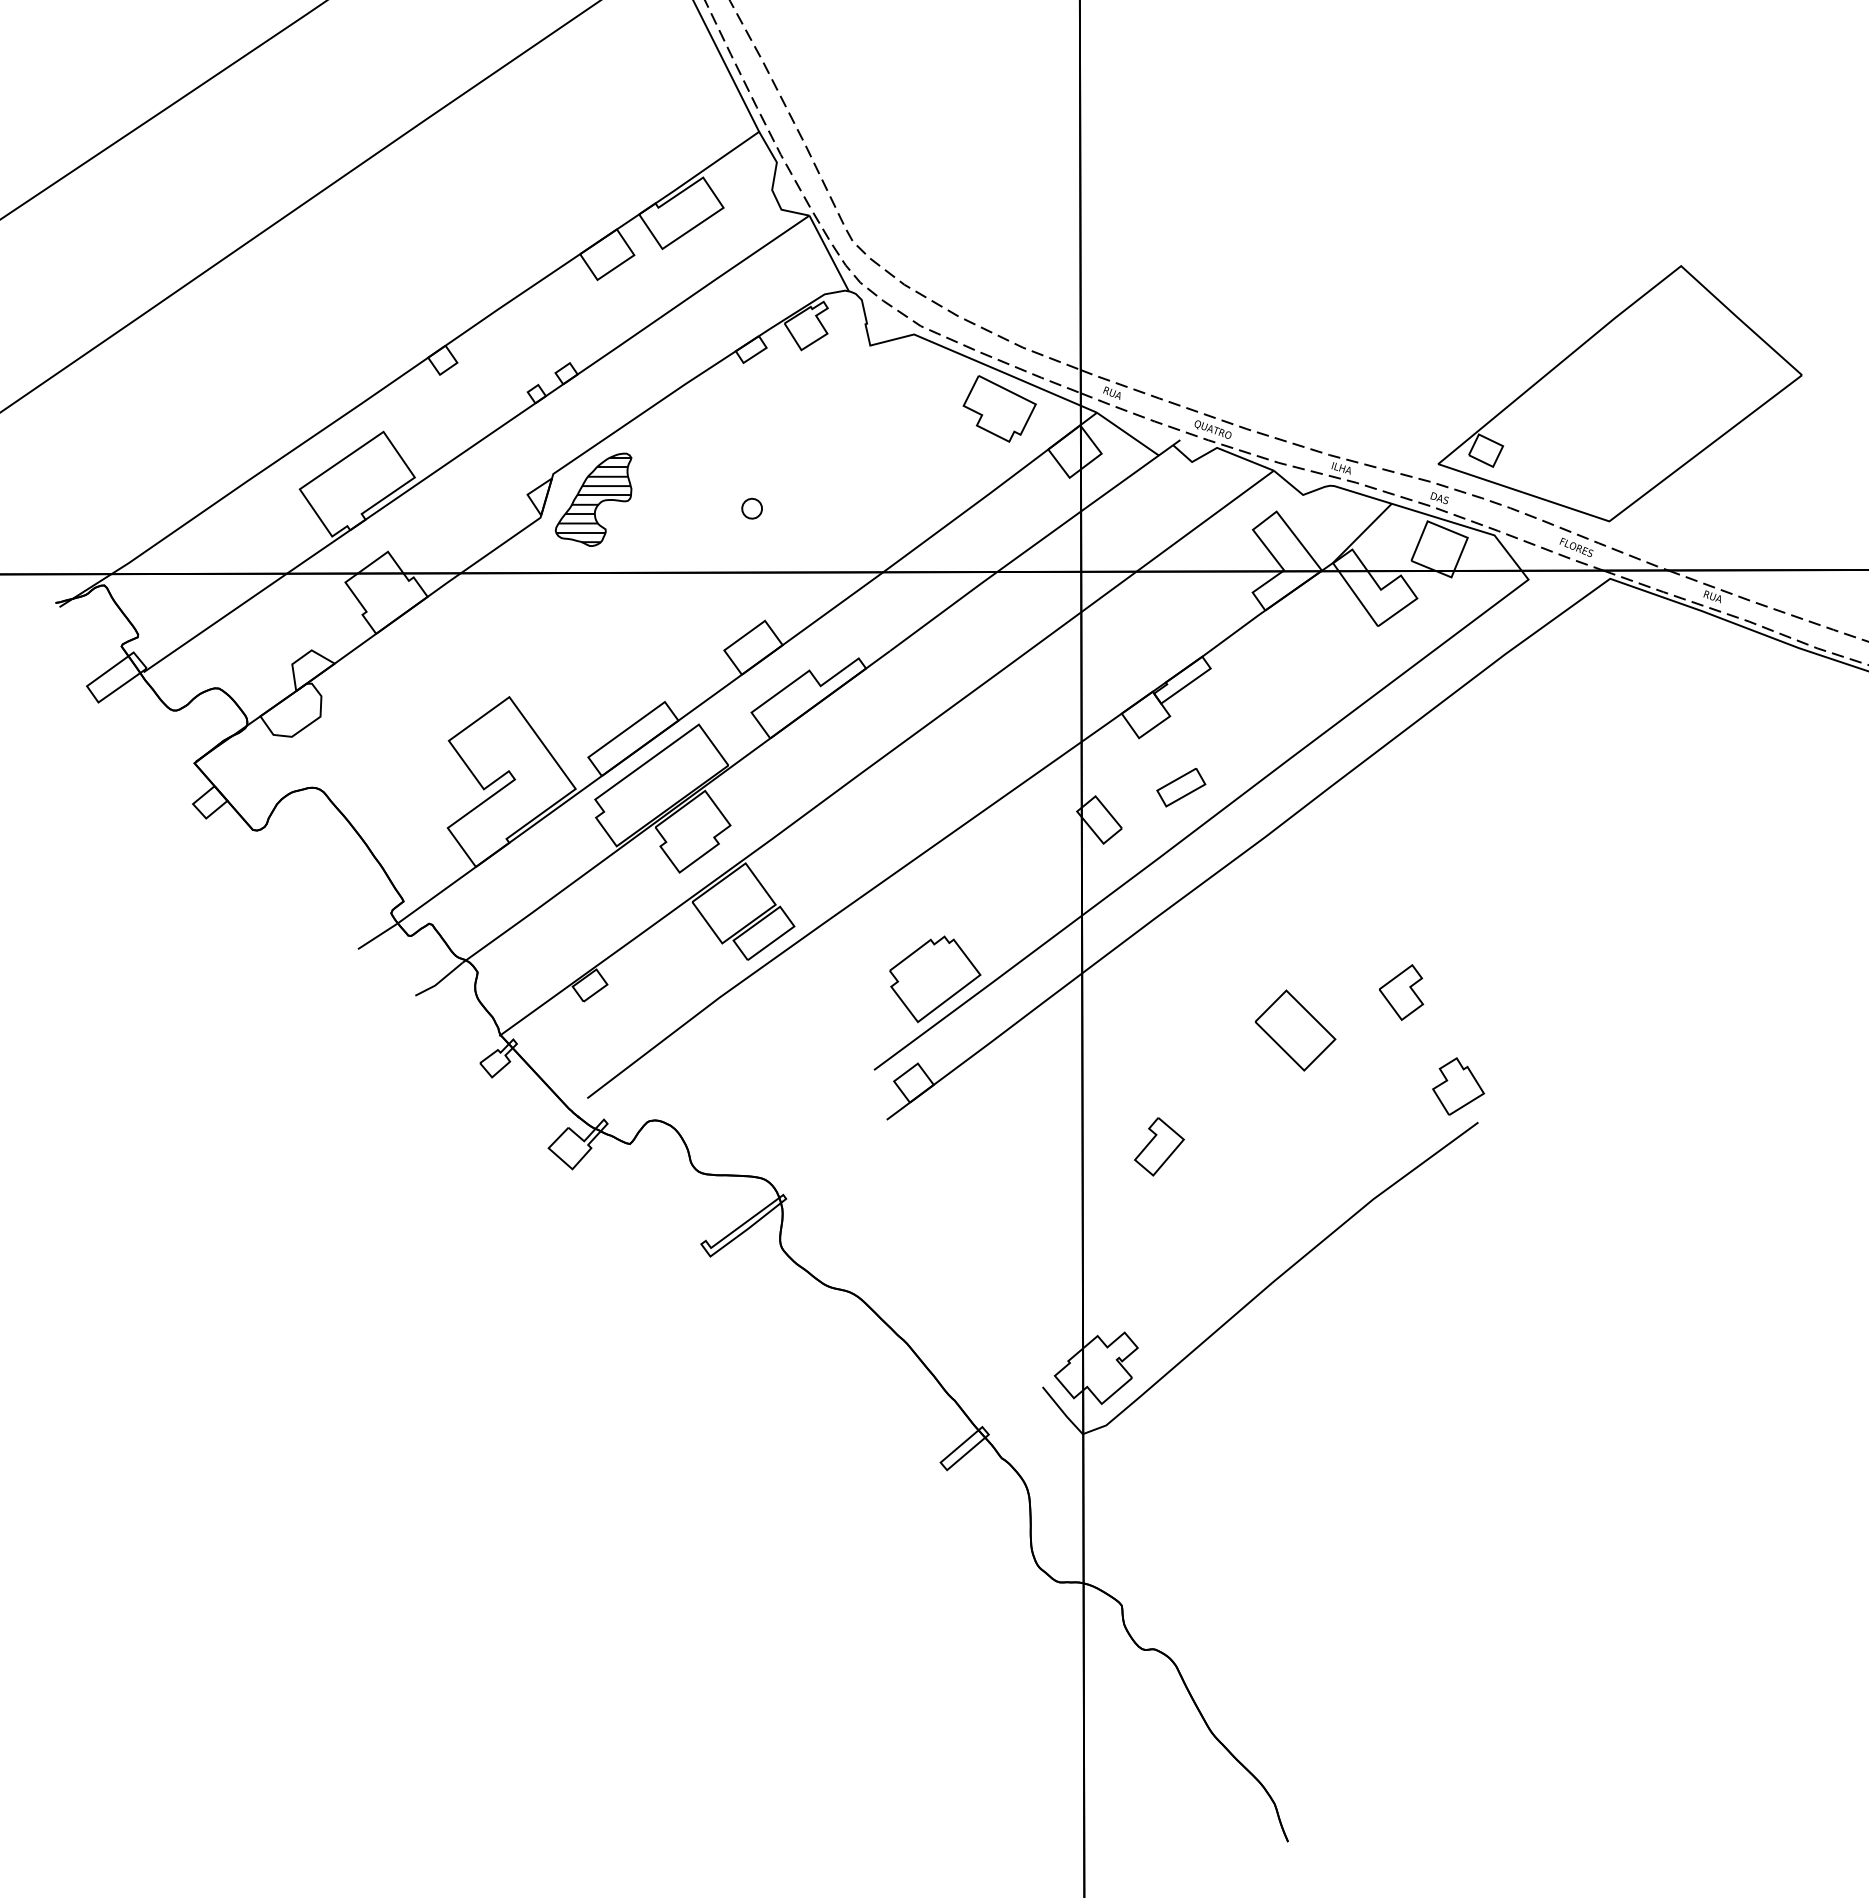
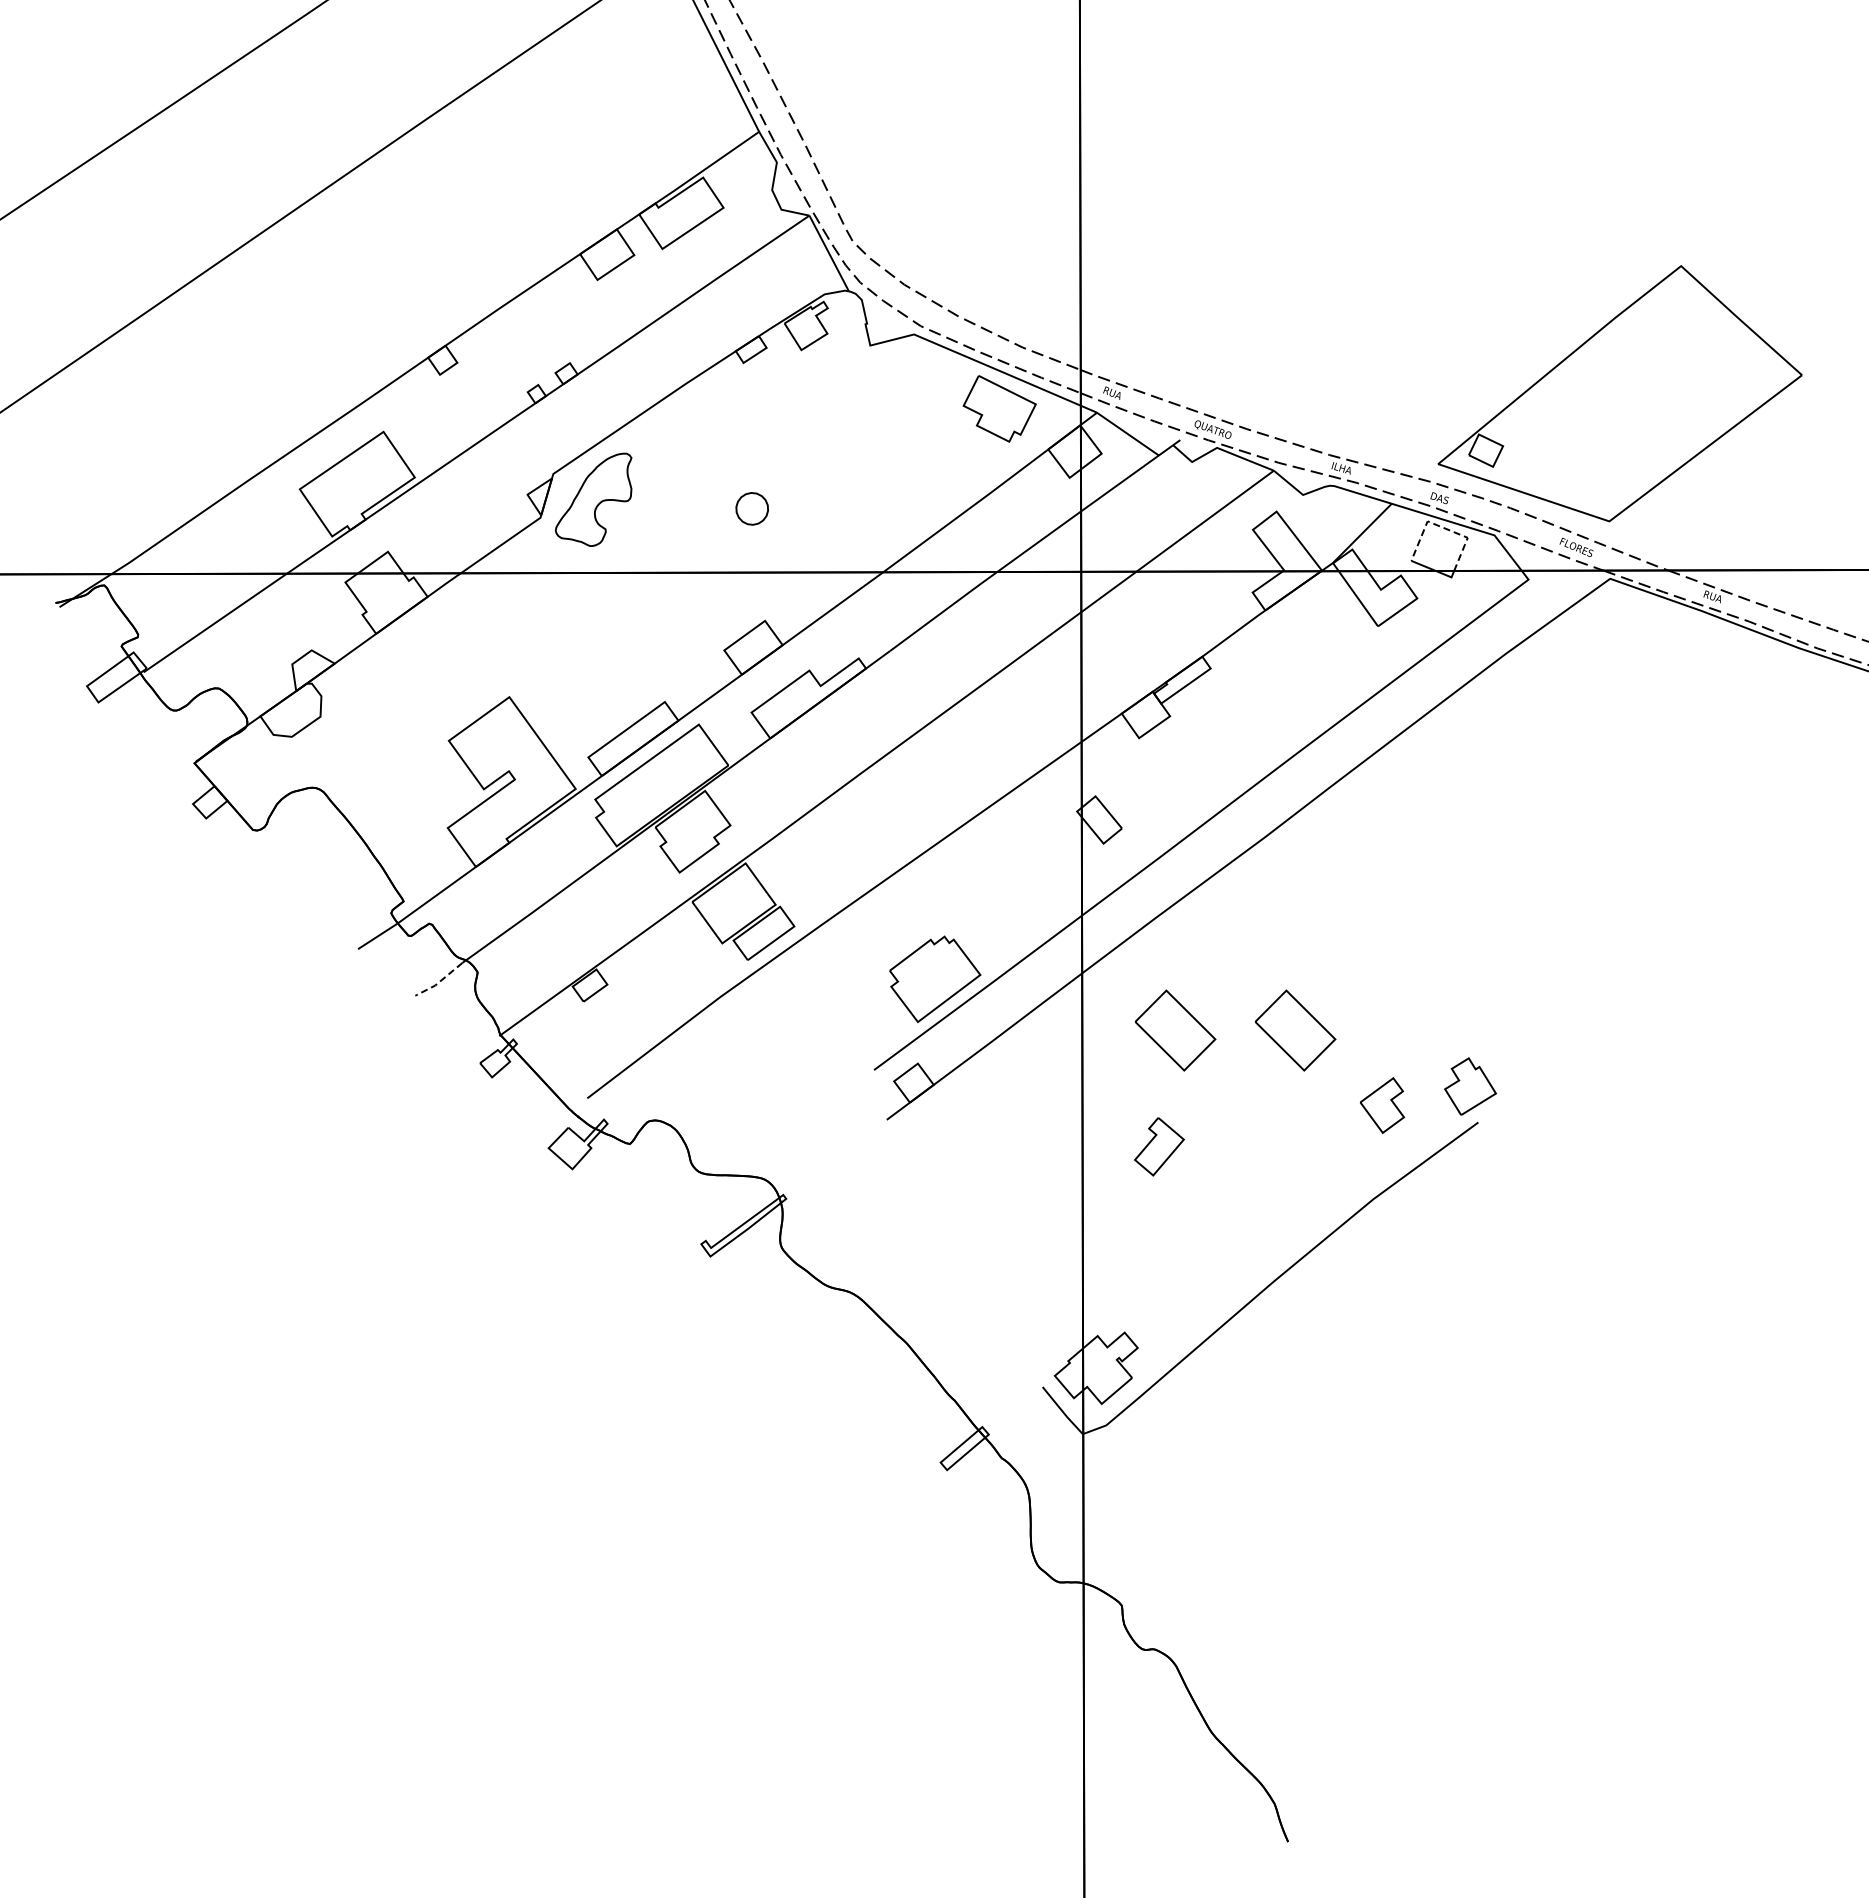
hatch: present -> none (593, 500)
part size: 22x23 px -> 34x34 px (751, 508)
line: solid -> dashed (1444, 528)
part: present -> none (1181, 787)
line: solid -> dashed (439, 981)
part position: (1401, 992) -> (1382, 1105) (1382, 1105)
part: none -> present (1175, 1030)
part position: (1458, 1086) -> (1470, 1086) (1470, 1086)
